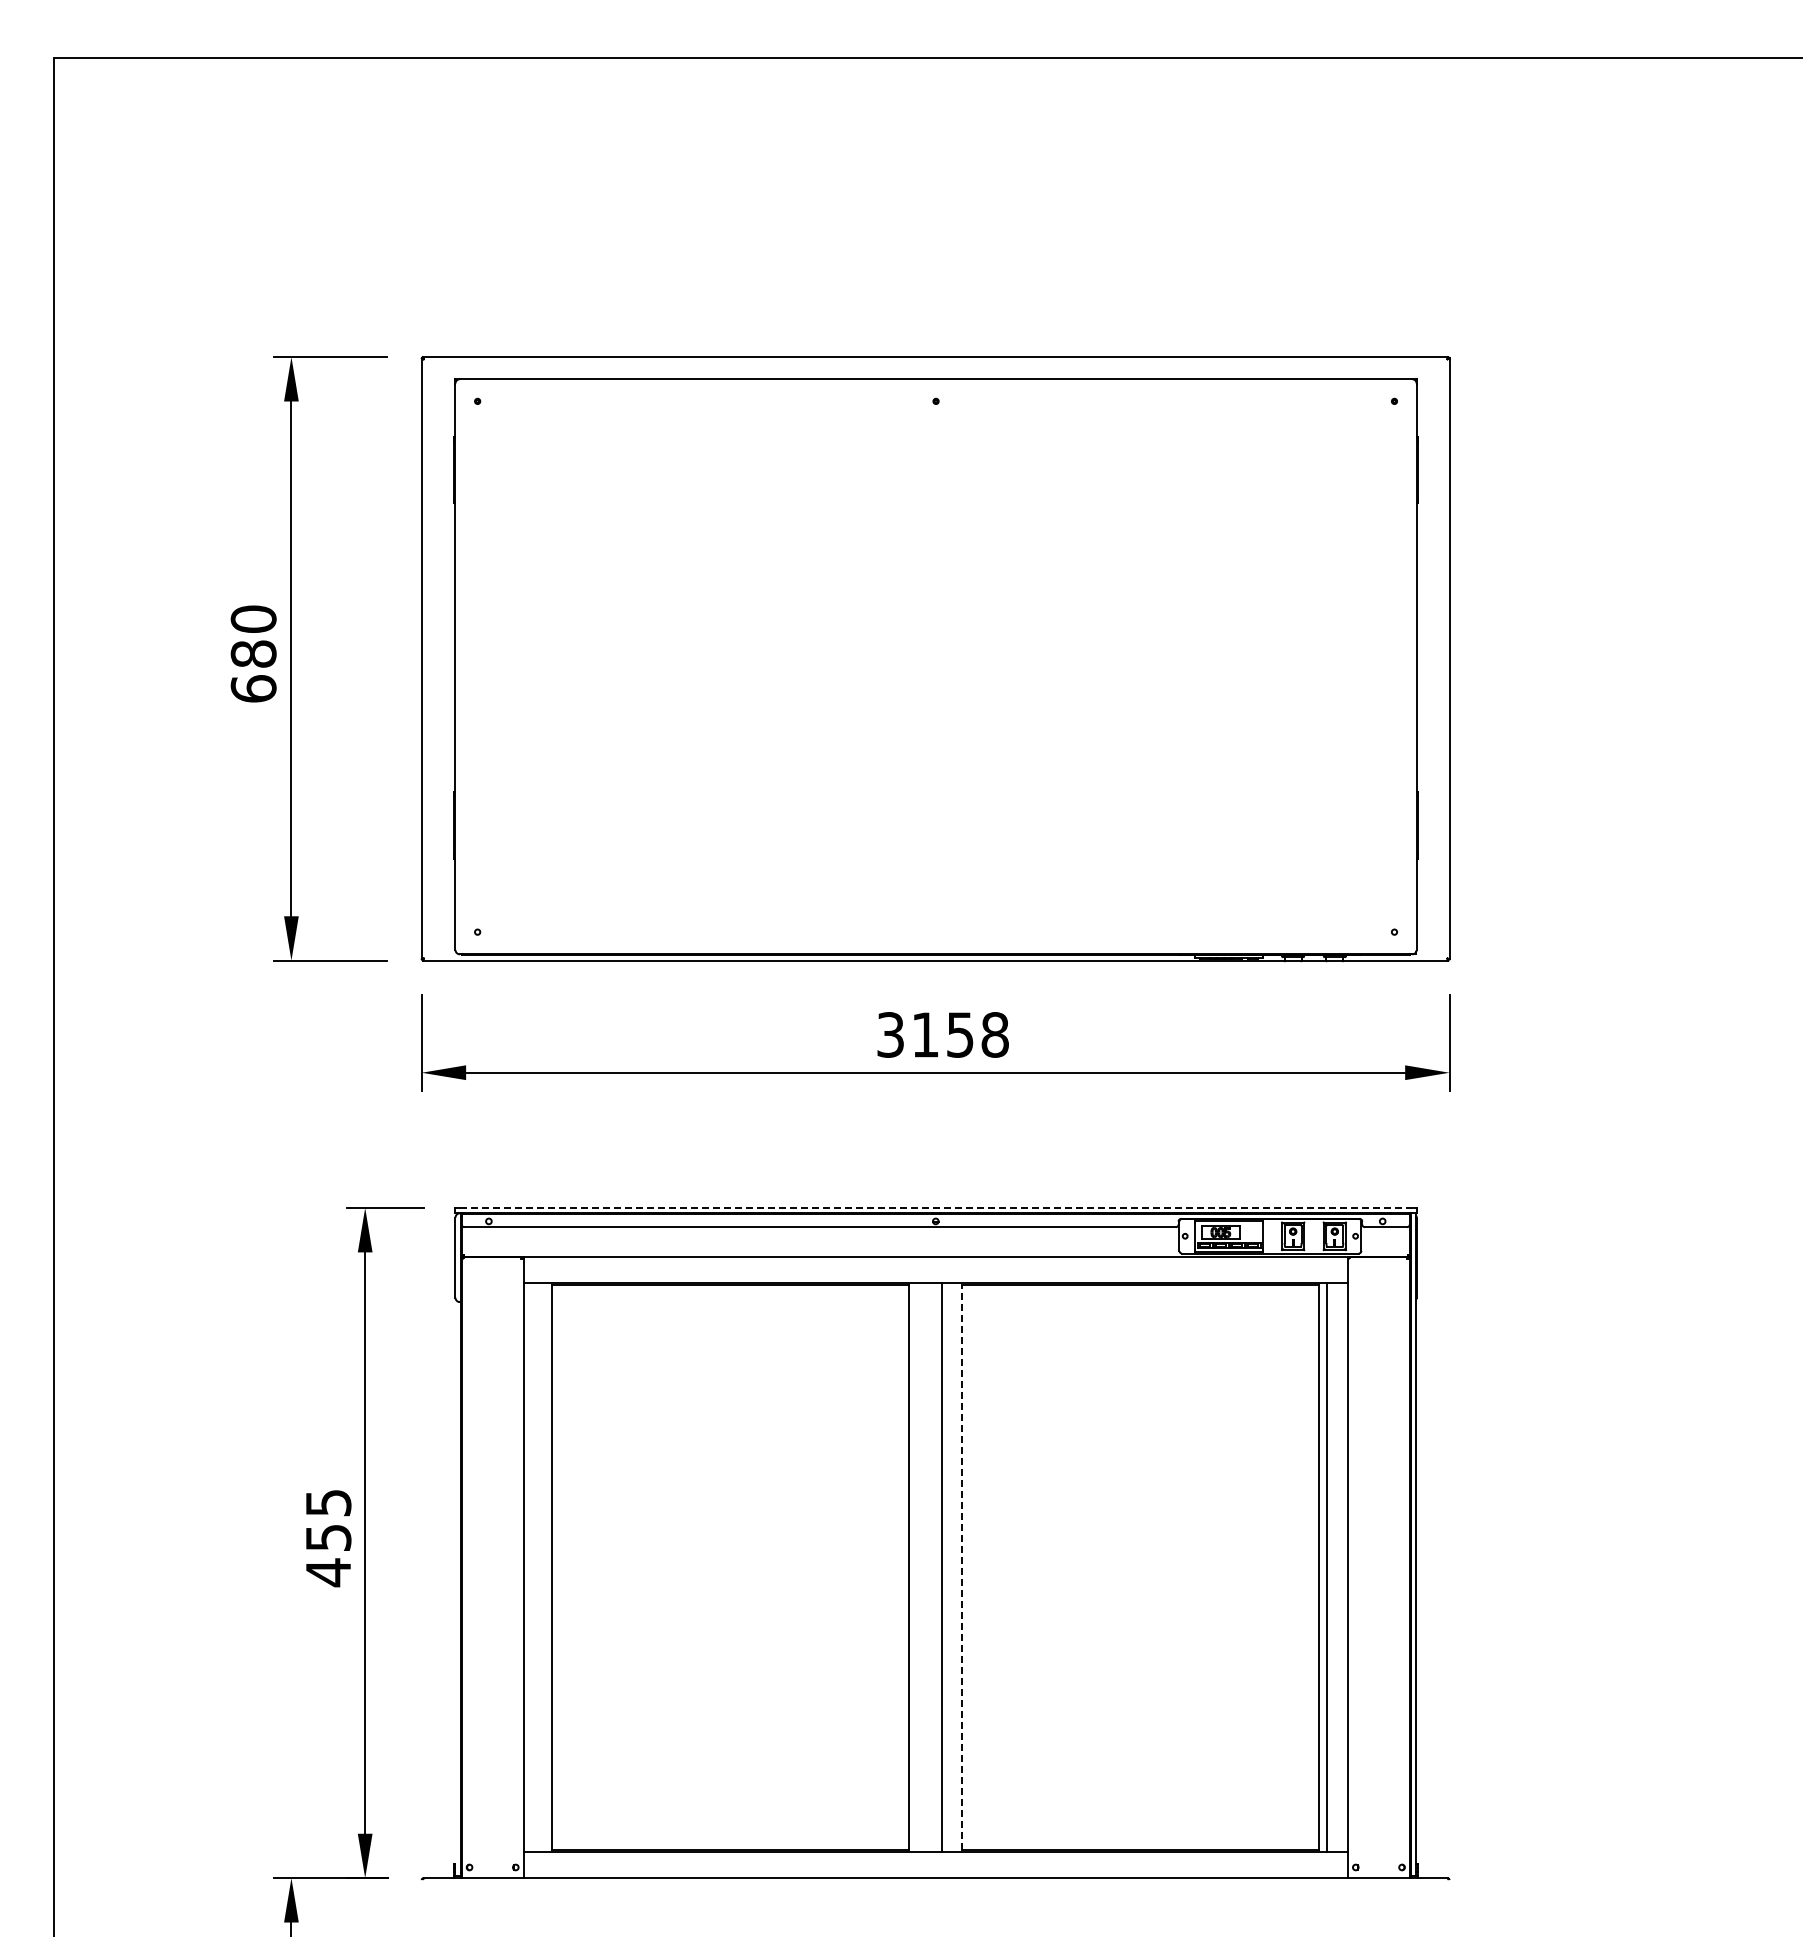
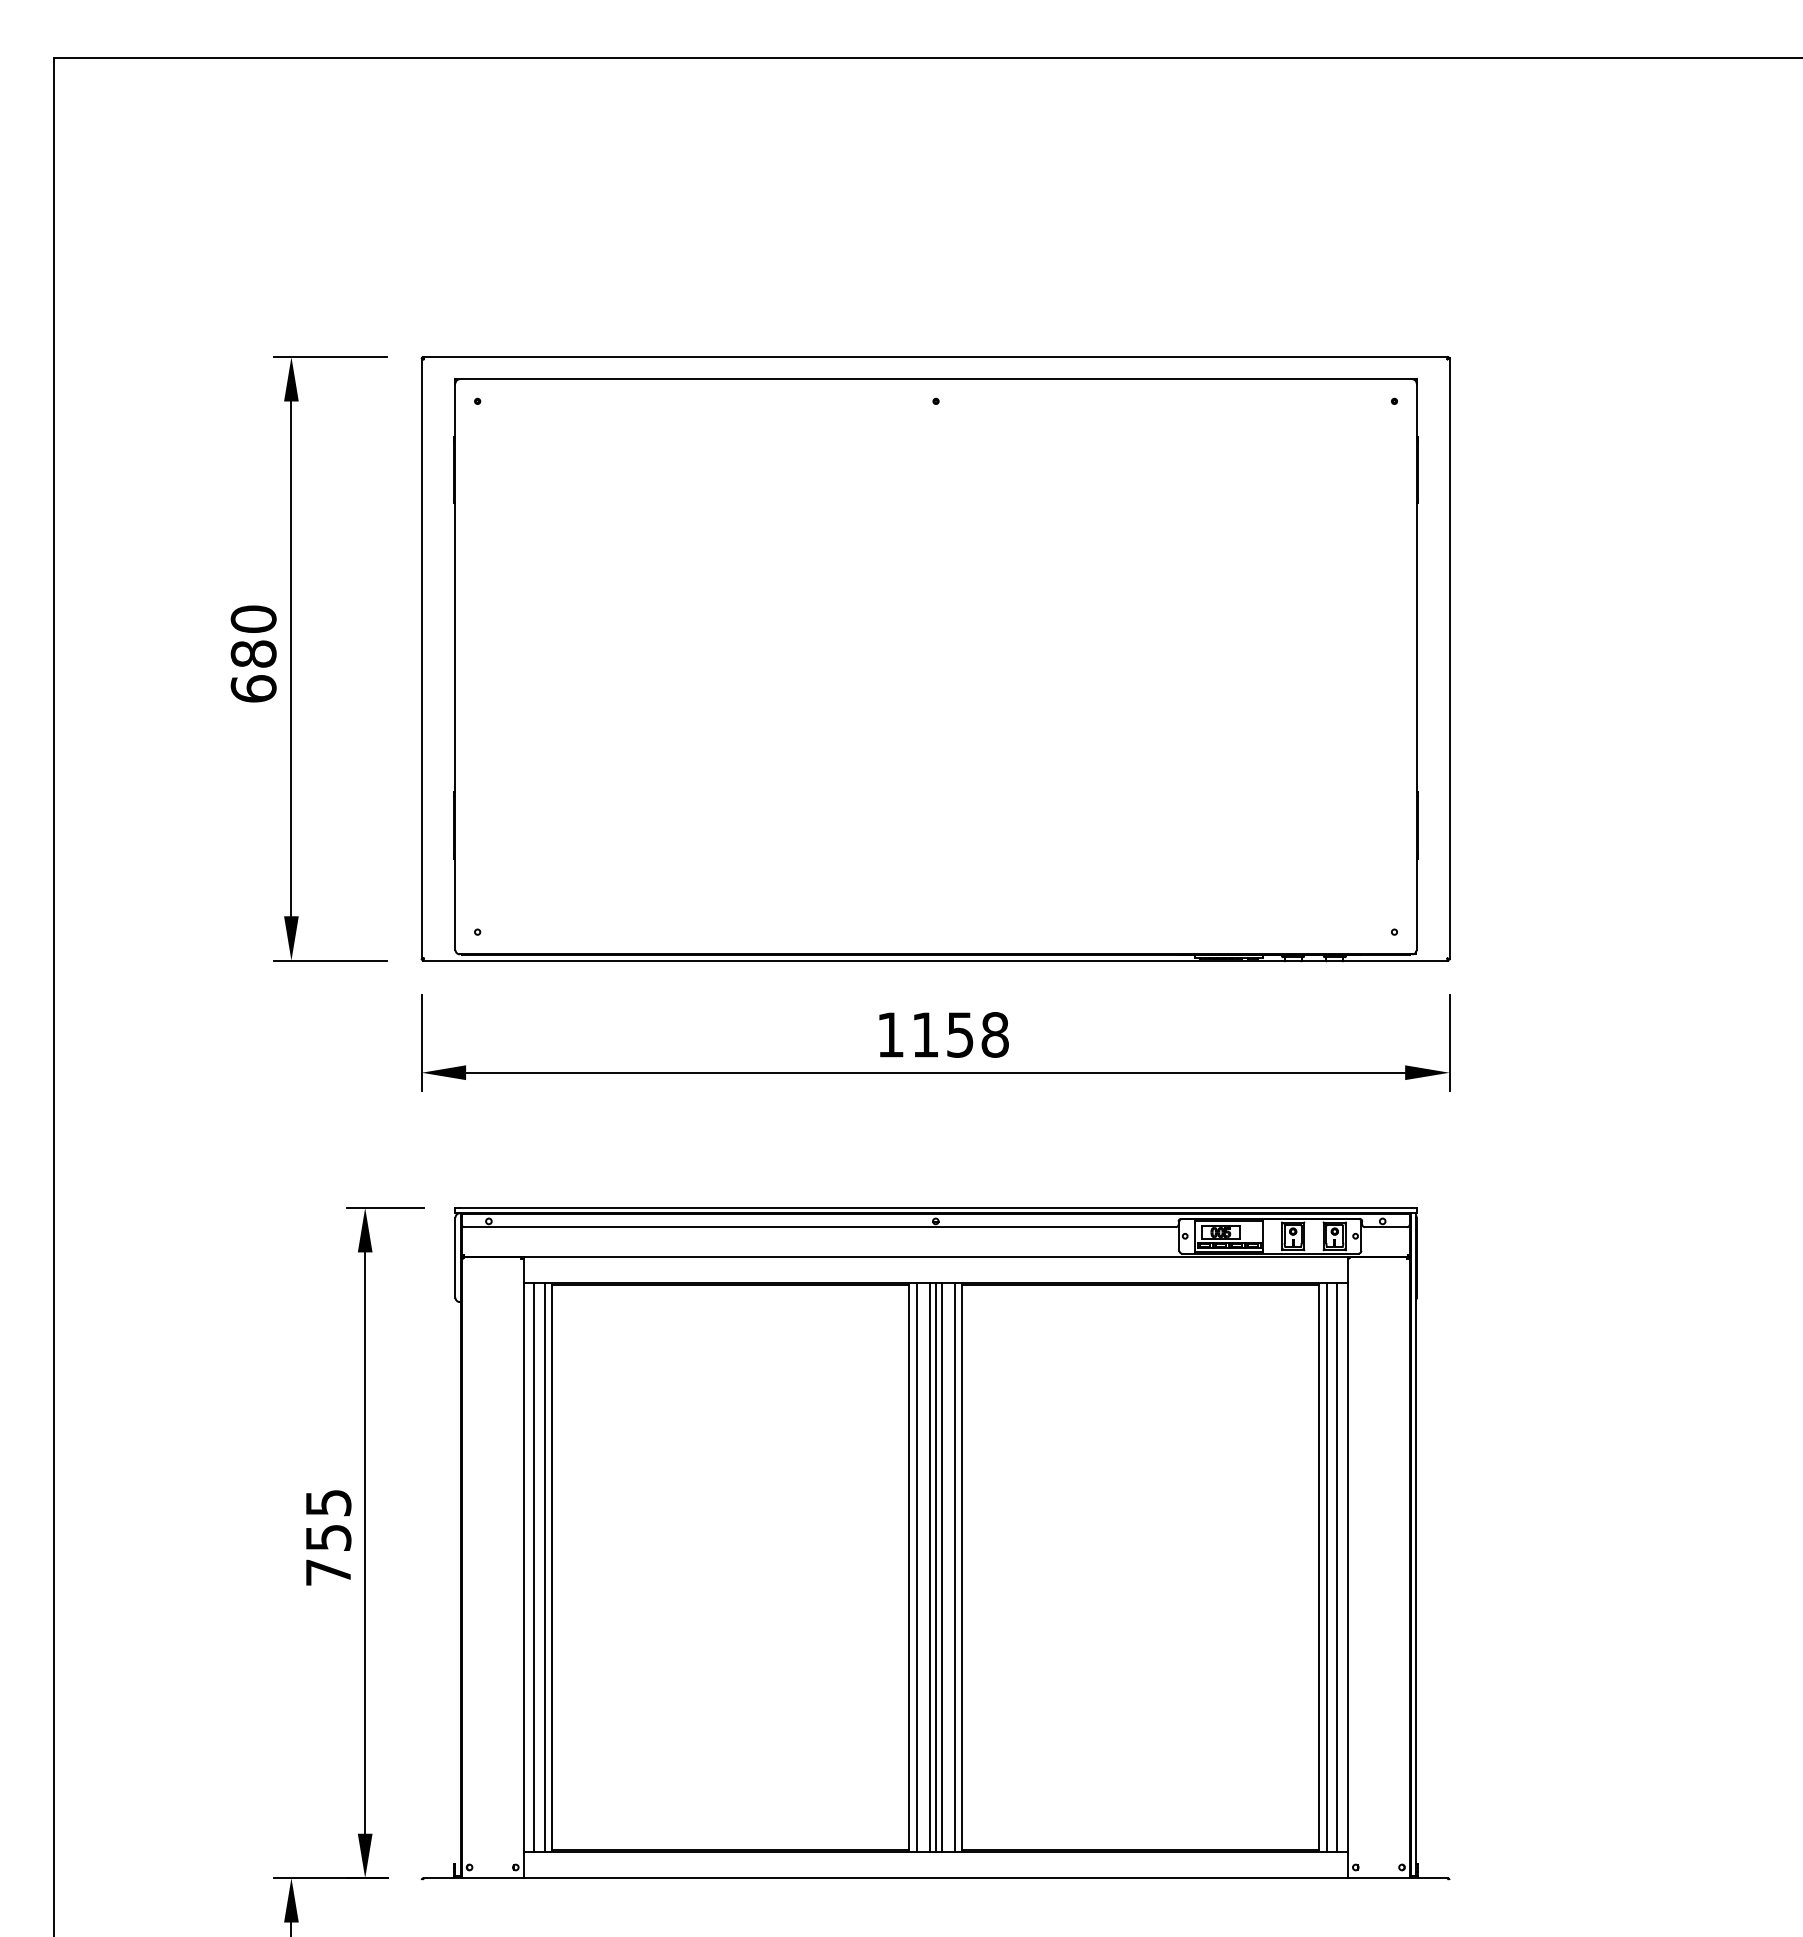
text: 3158 -> 1158 (890, 1034)
line: dashed -> solid (936, 1208)
line: dashed -> solid (962, 1566)
line: none -> present (534, 1567)
line: none -> present (544, 1567)
line: none -> present (916, 1567)
line: none -> present (930, 1567)
line: none -> present (935, 1567)
line: none -> present (954, 1567)
line: none -> present (1337, 1567)
text: 455 -> 755 (328, 1572)
